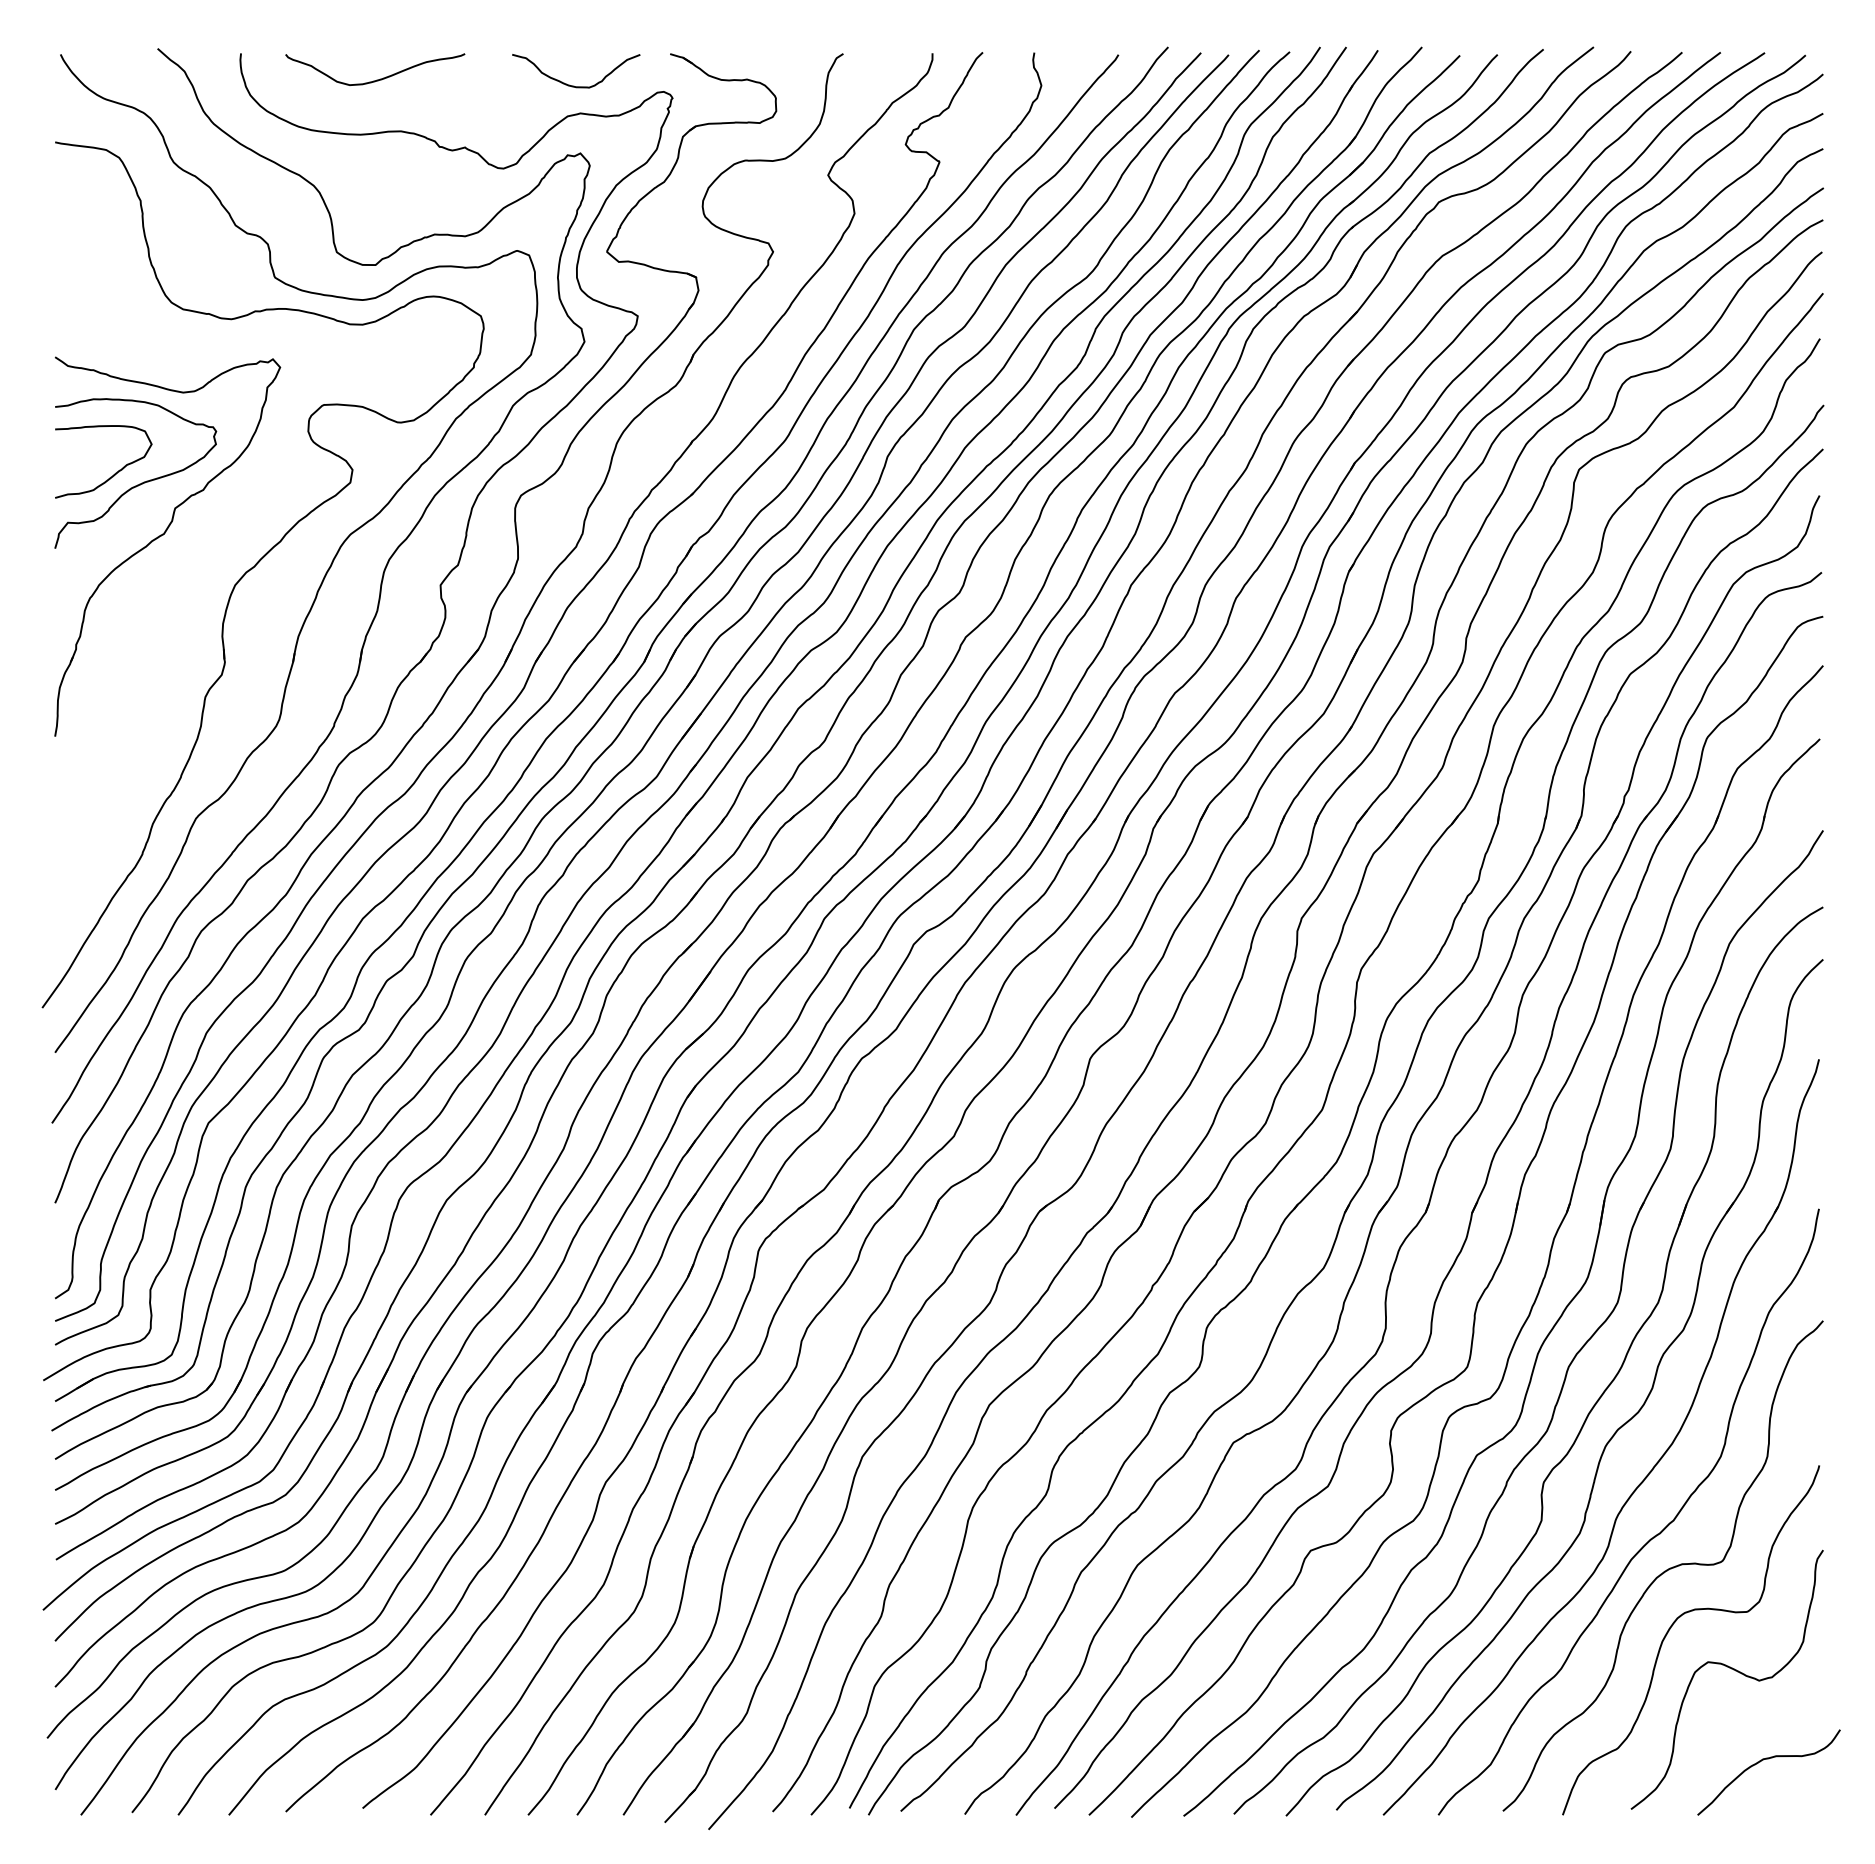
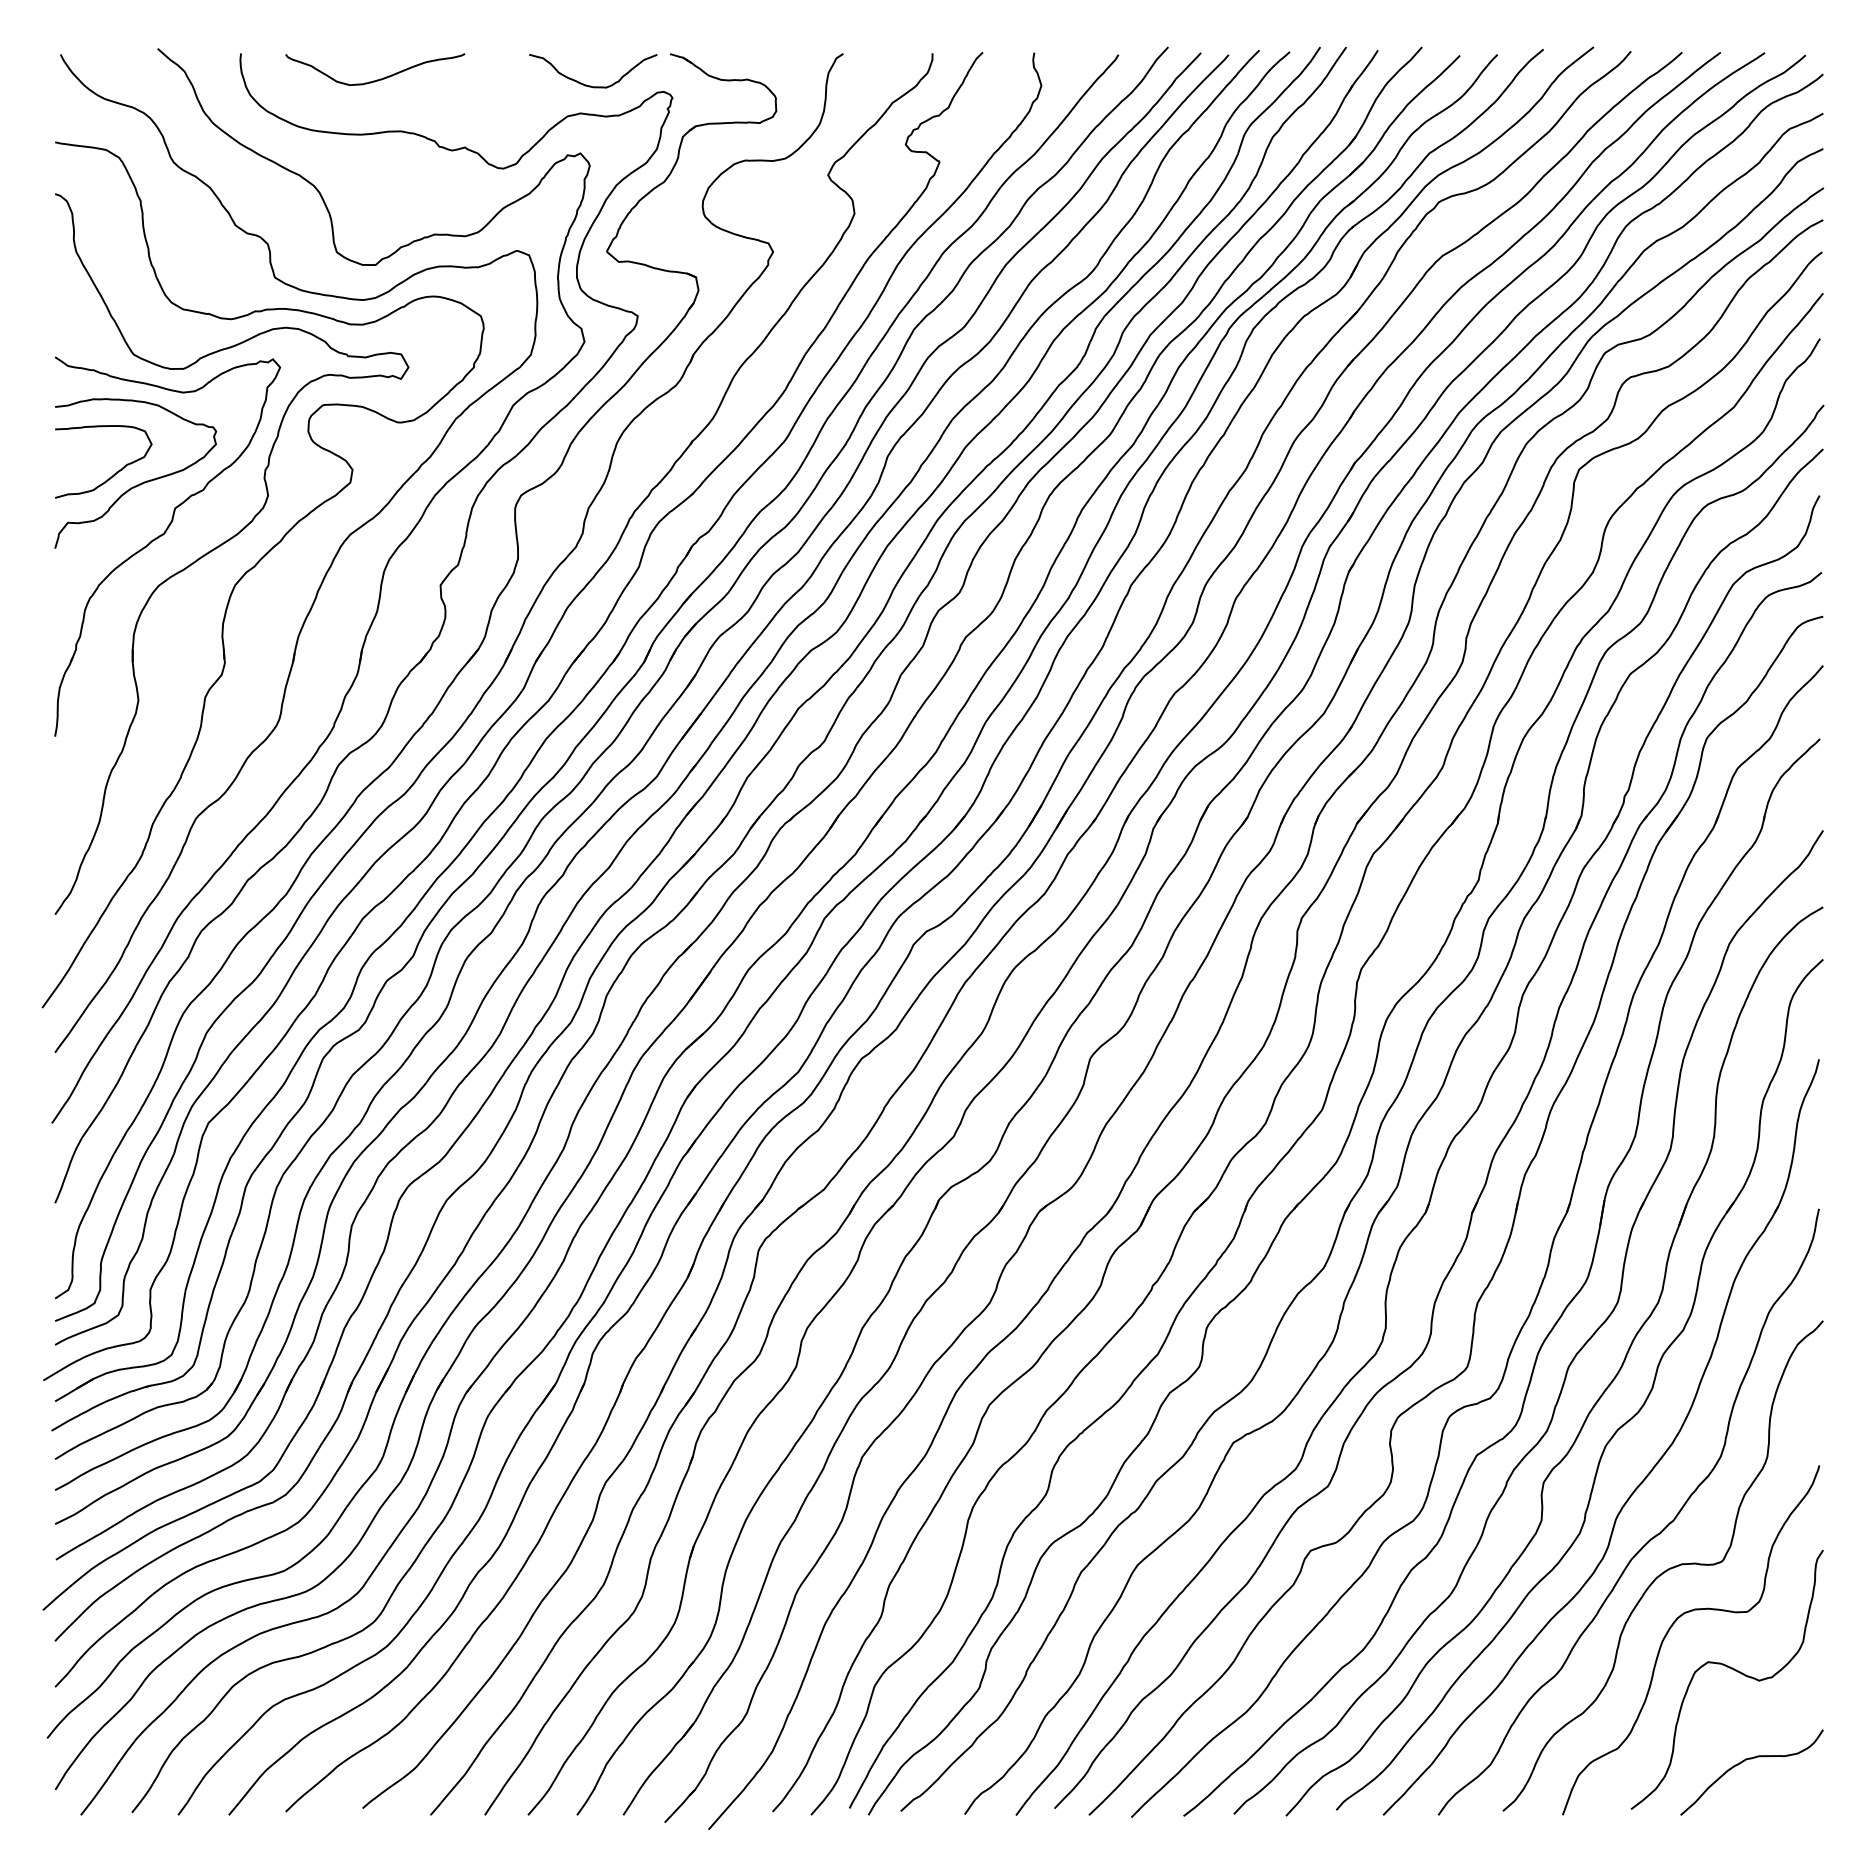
curve position: (574, 85) -> (591, 85) (591, 85)
part: none -> present (225, 543)
curve position: (1760, 1762) -> (1743, 1762) (1743, 1762)
